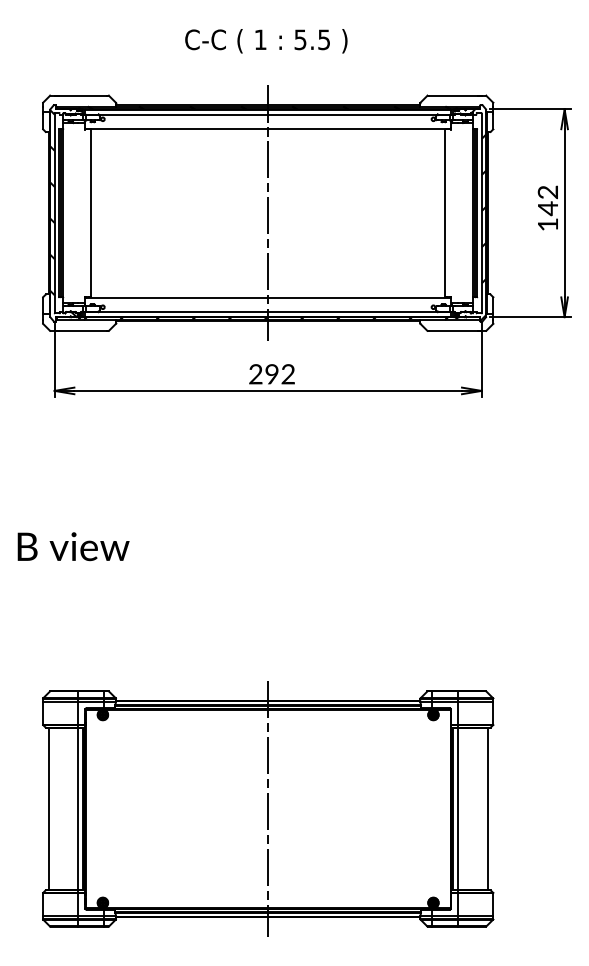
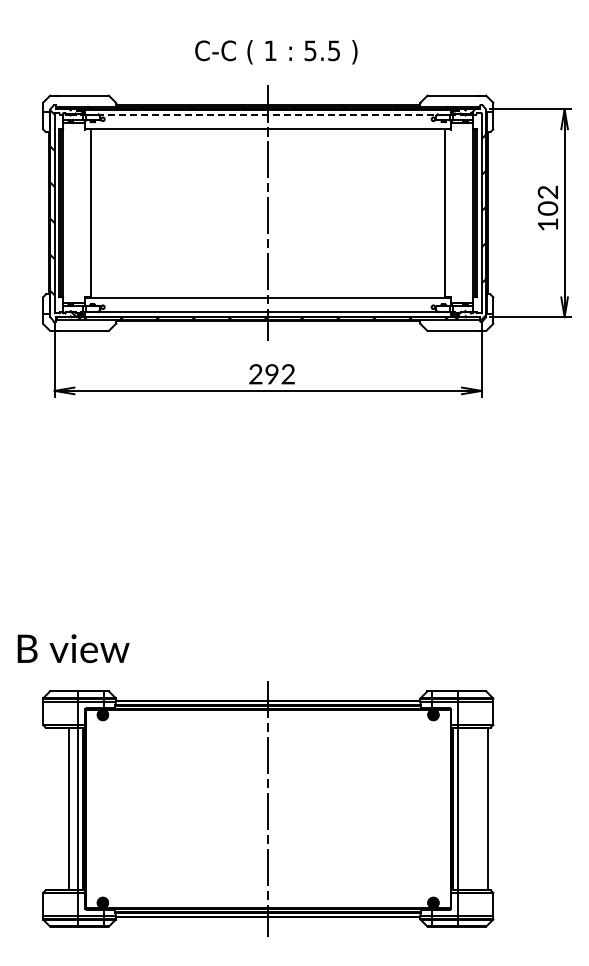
text position: (266, 41) -> (276, 52) (276, 52)
line: solid -> dashed (268, 114)
text: 142 -> 102 (547, 208)
text position: (73, 546) -> (73, 648) (73, 648)
line position: (48, 808) -> (68, 808) (68, 808)
